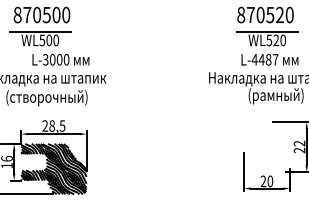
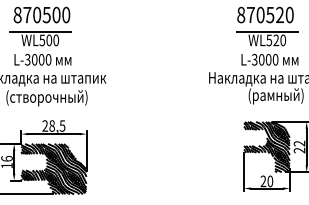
text position: (60, 59) -> (42, 59) (42, 59)
text: L-4487 -> L-3000 (264, 59)
hatch: none -> present (266, 146)
